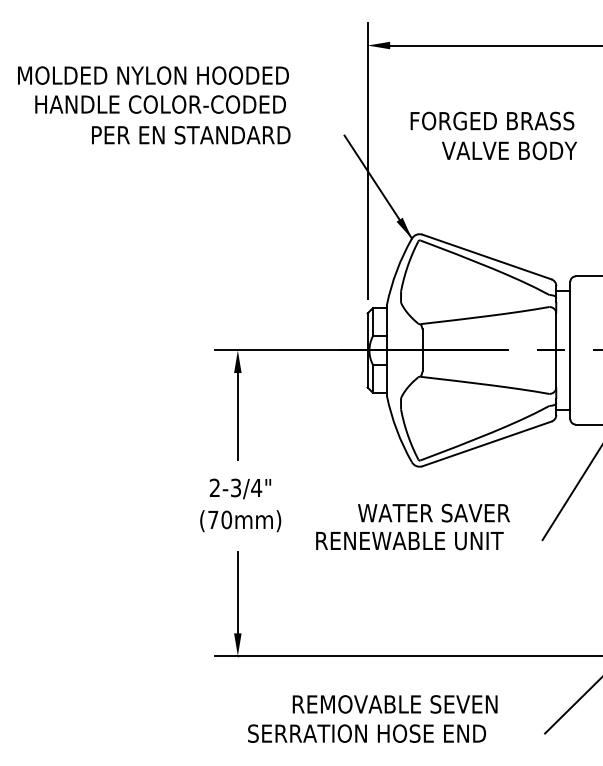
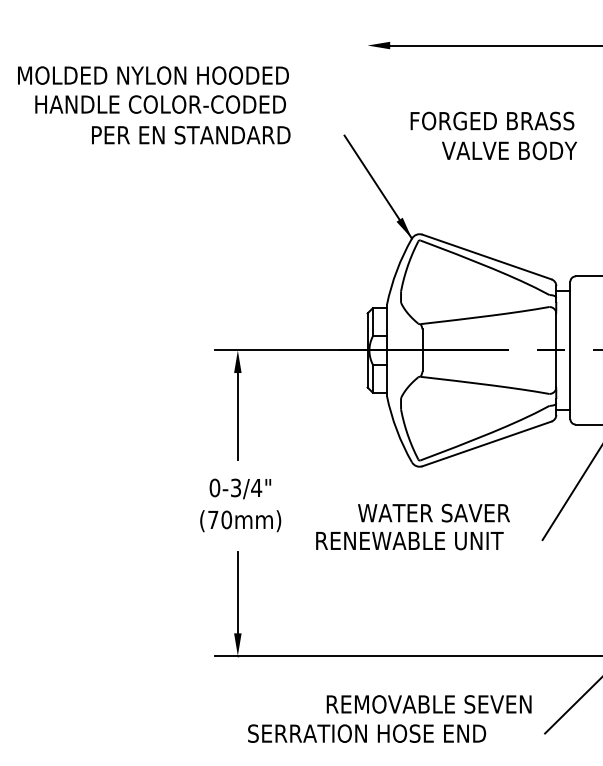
line: present -> none (367, 160)
text: 2-3/4" -> 0-3/4" (214, 487)
text position: (394, 704) -> (428, 704) (428, 704)
